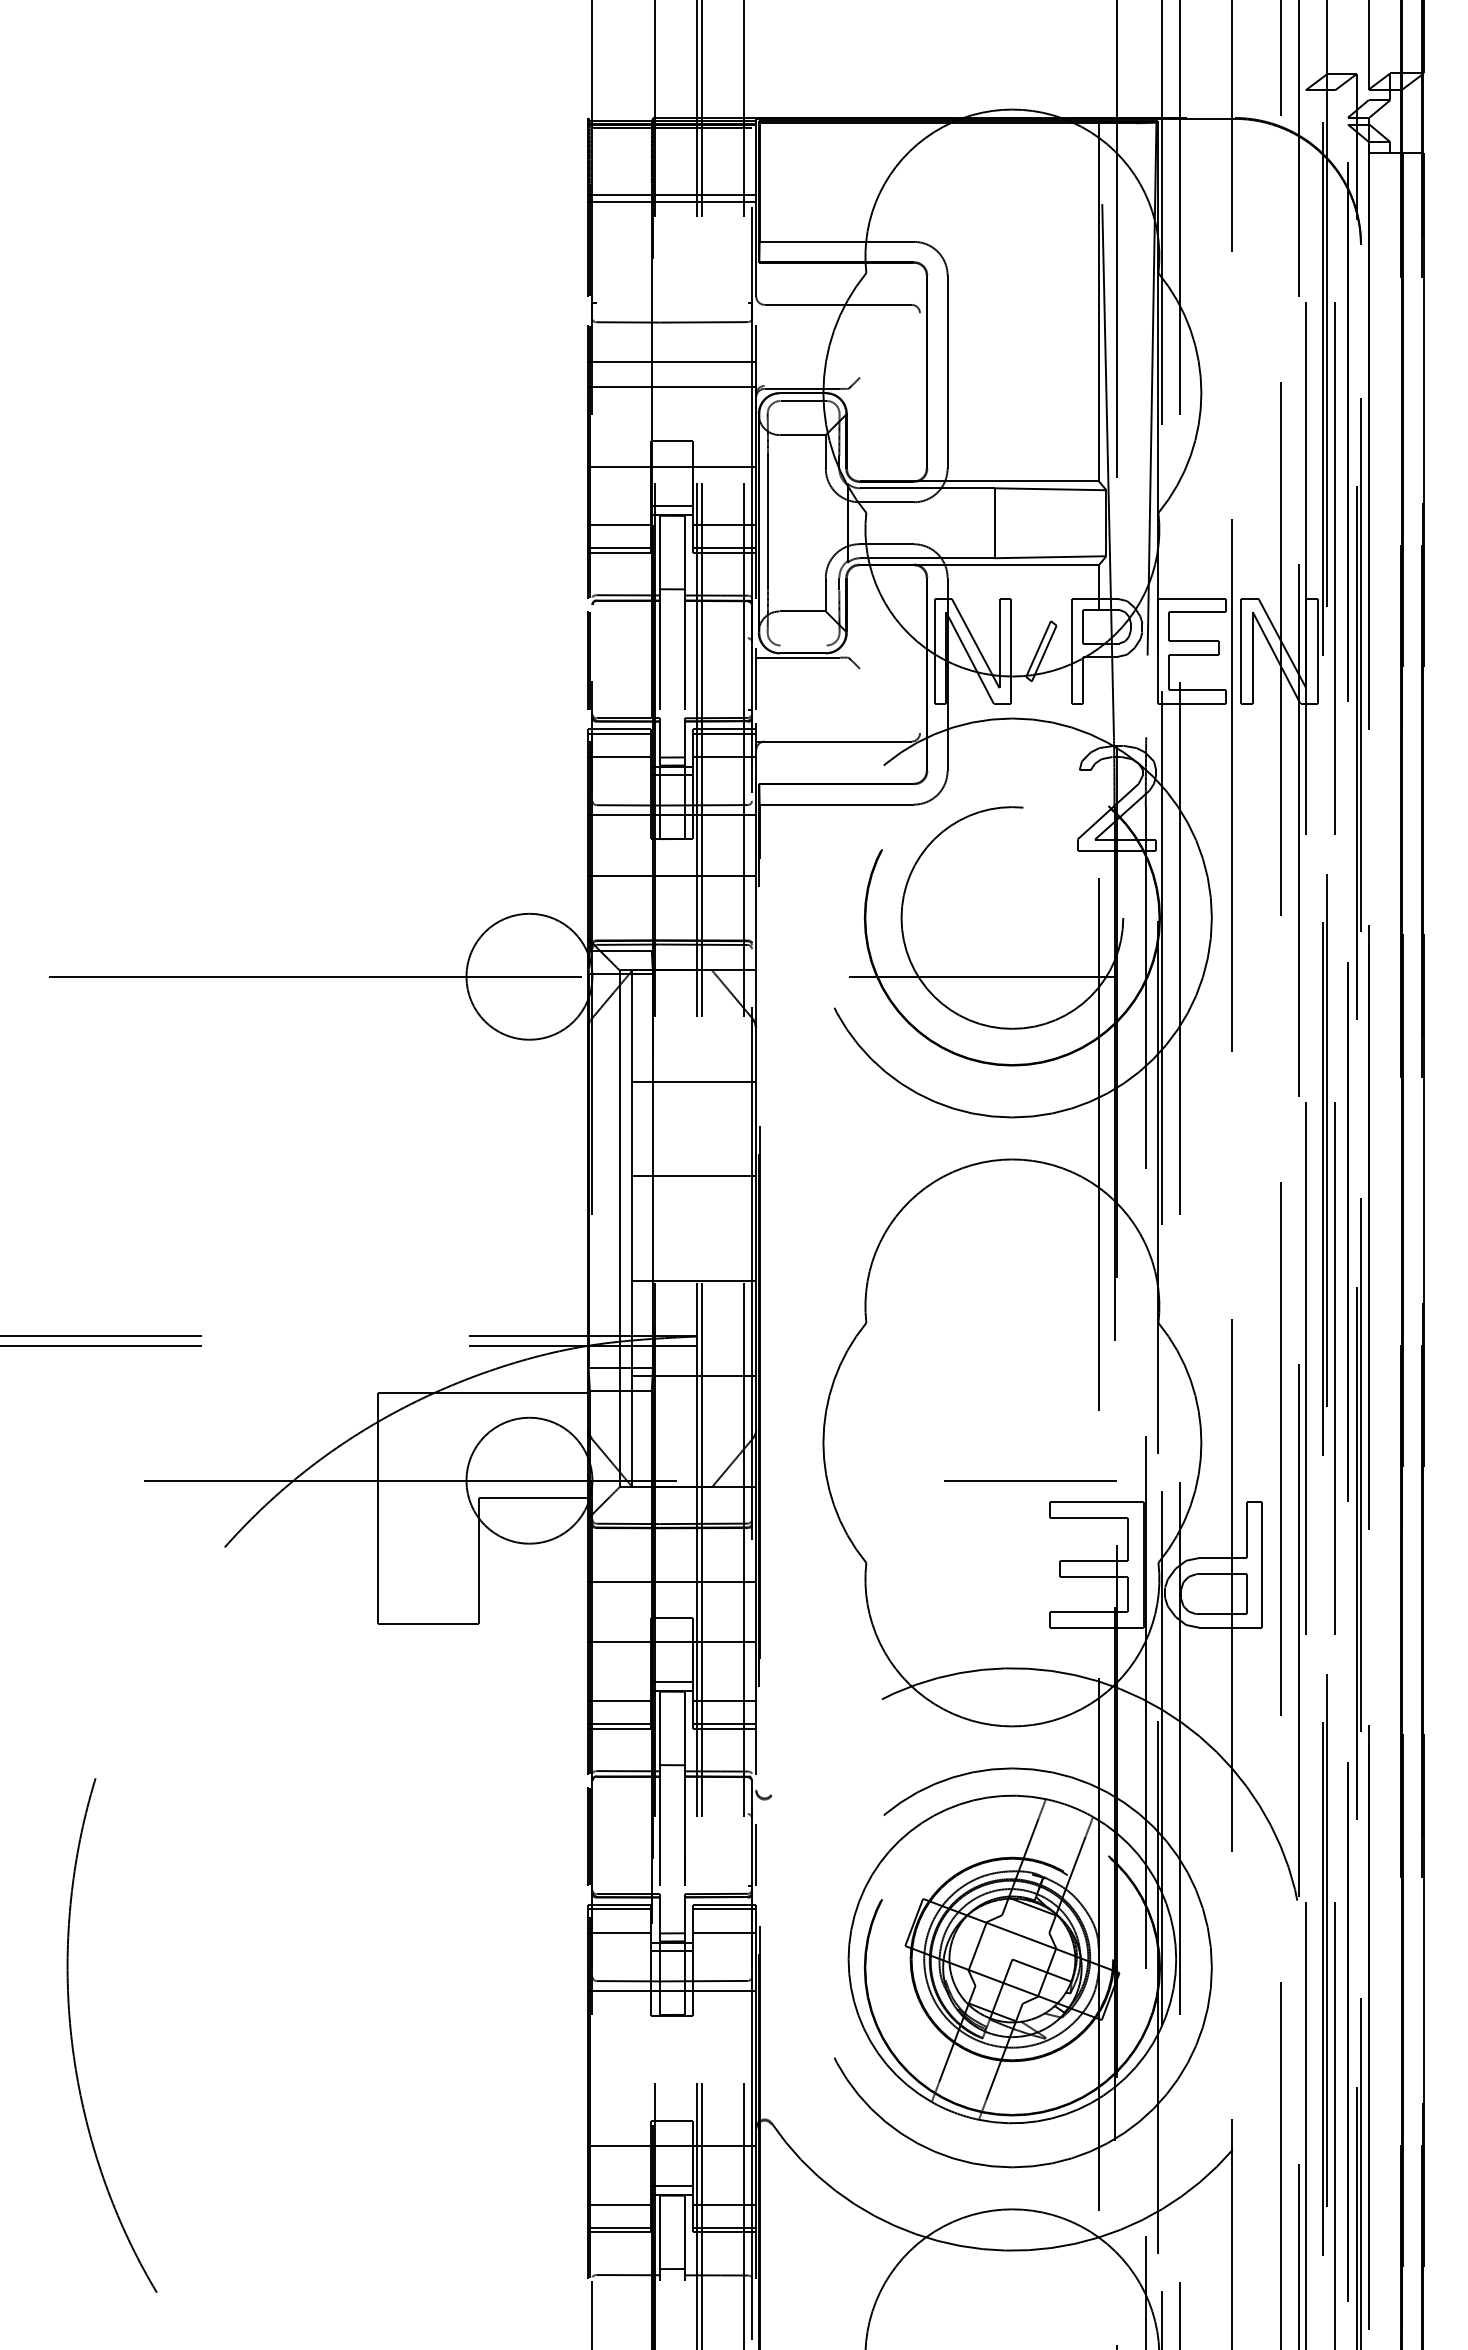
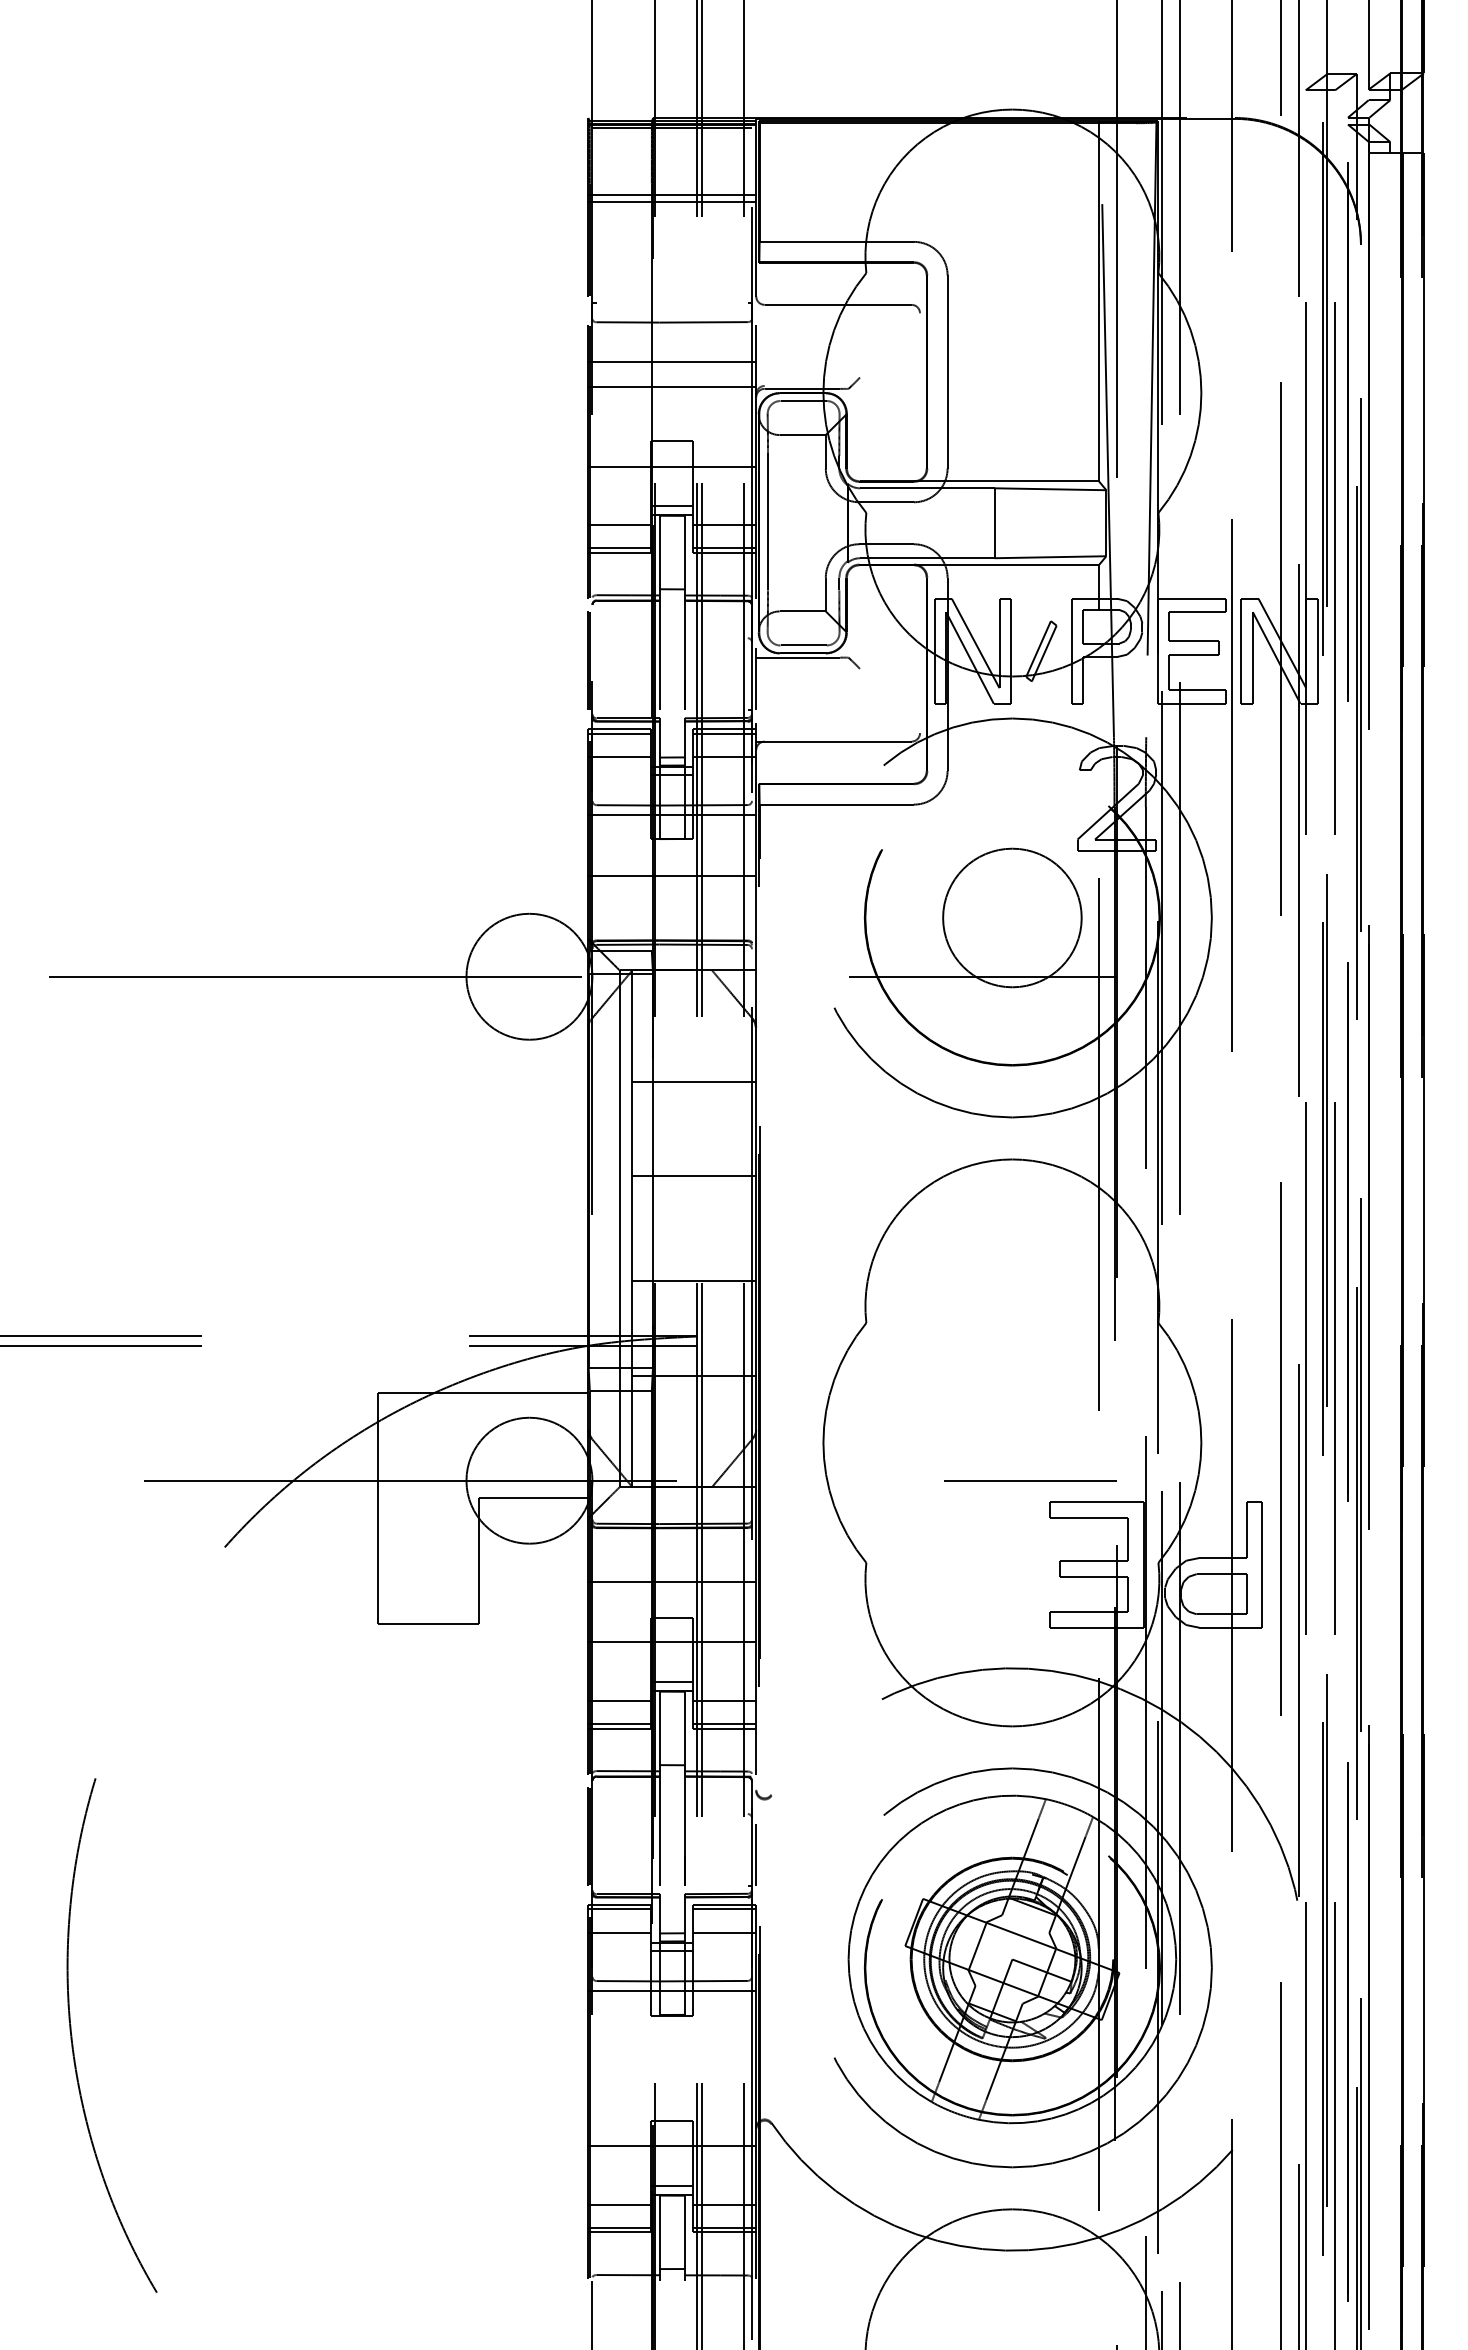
line: none -> present (803, 645)
circle diameter: 222 px -> 139 px (1012, 917)
